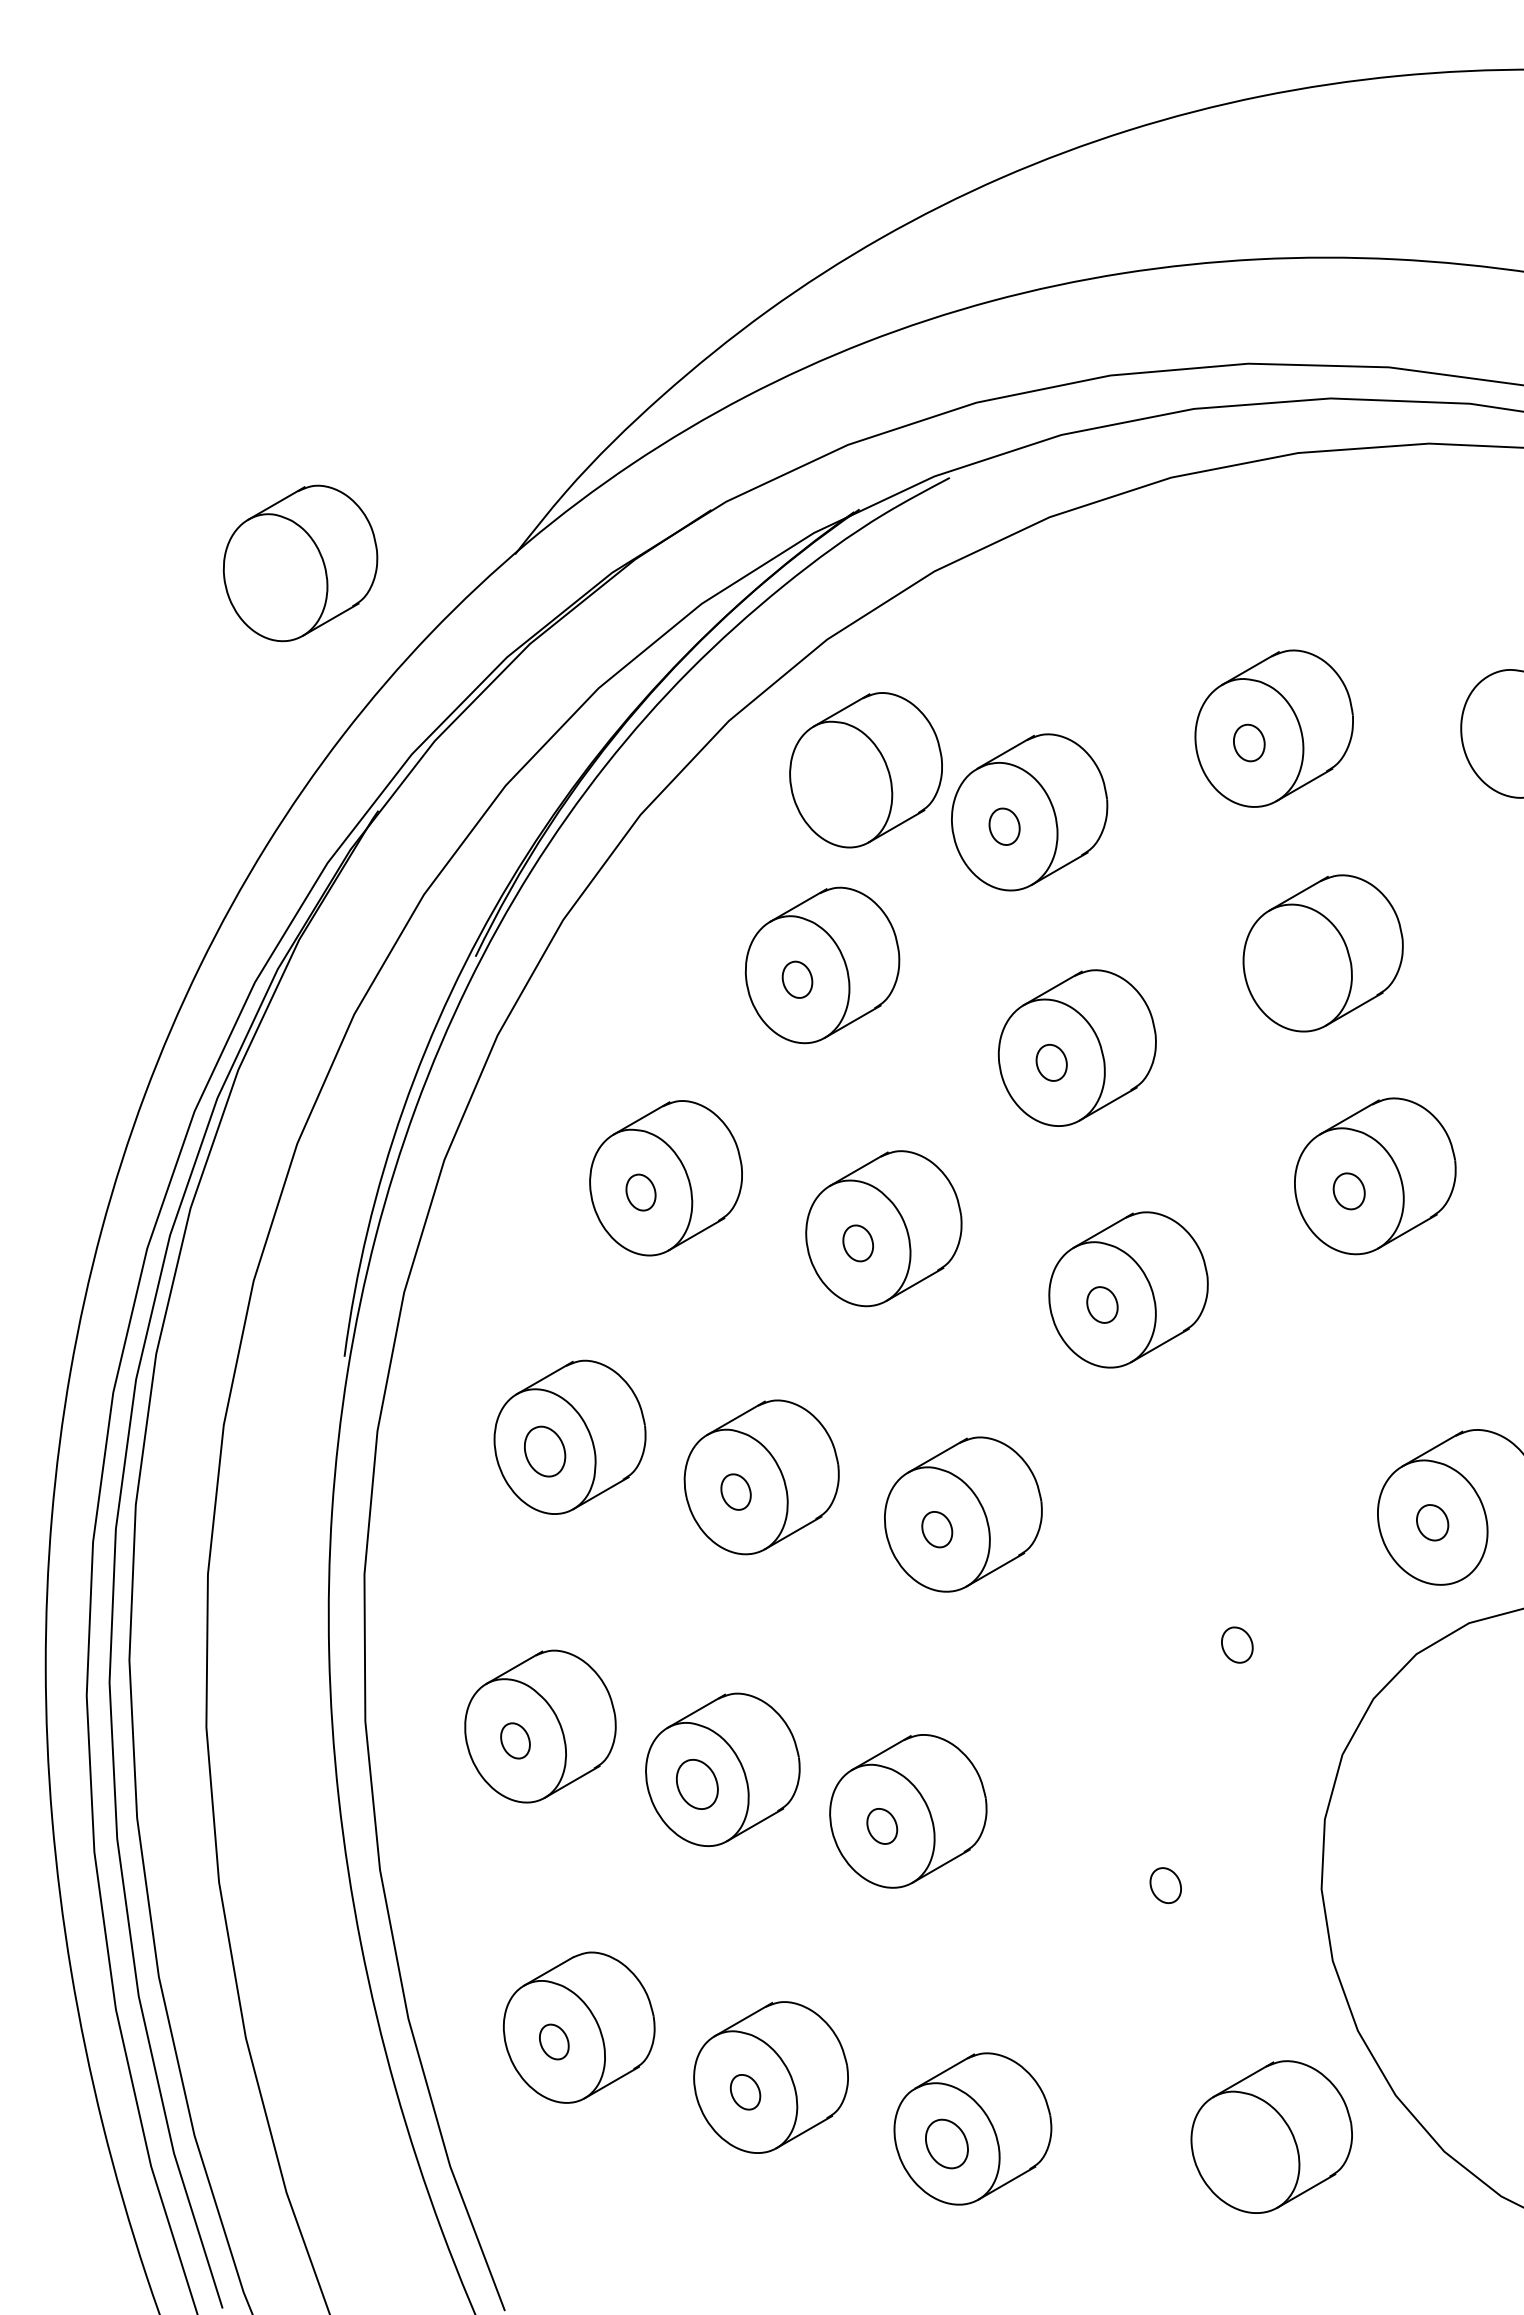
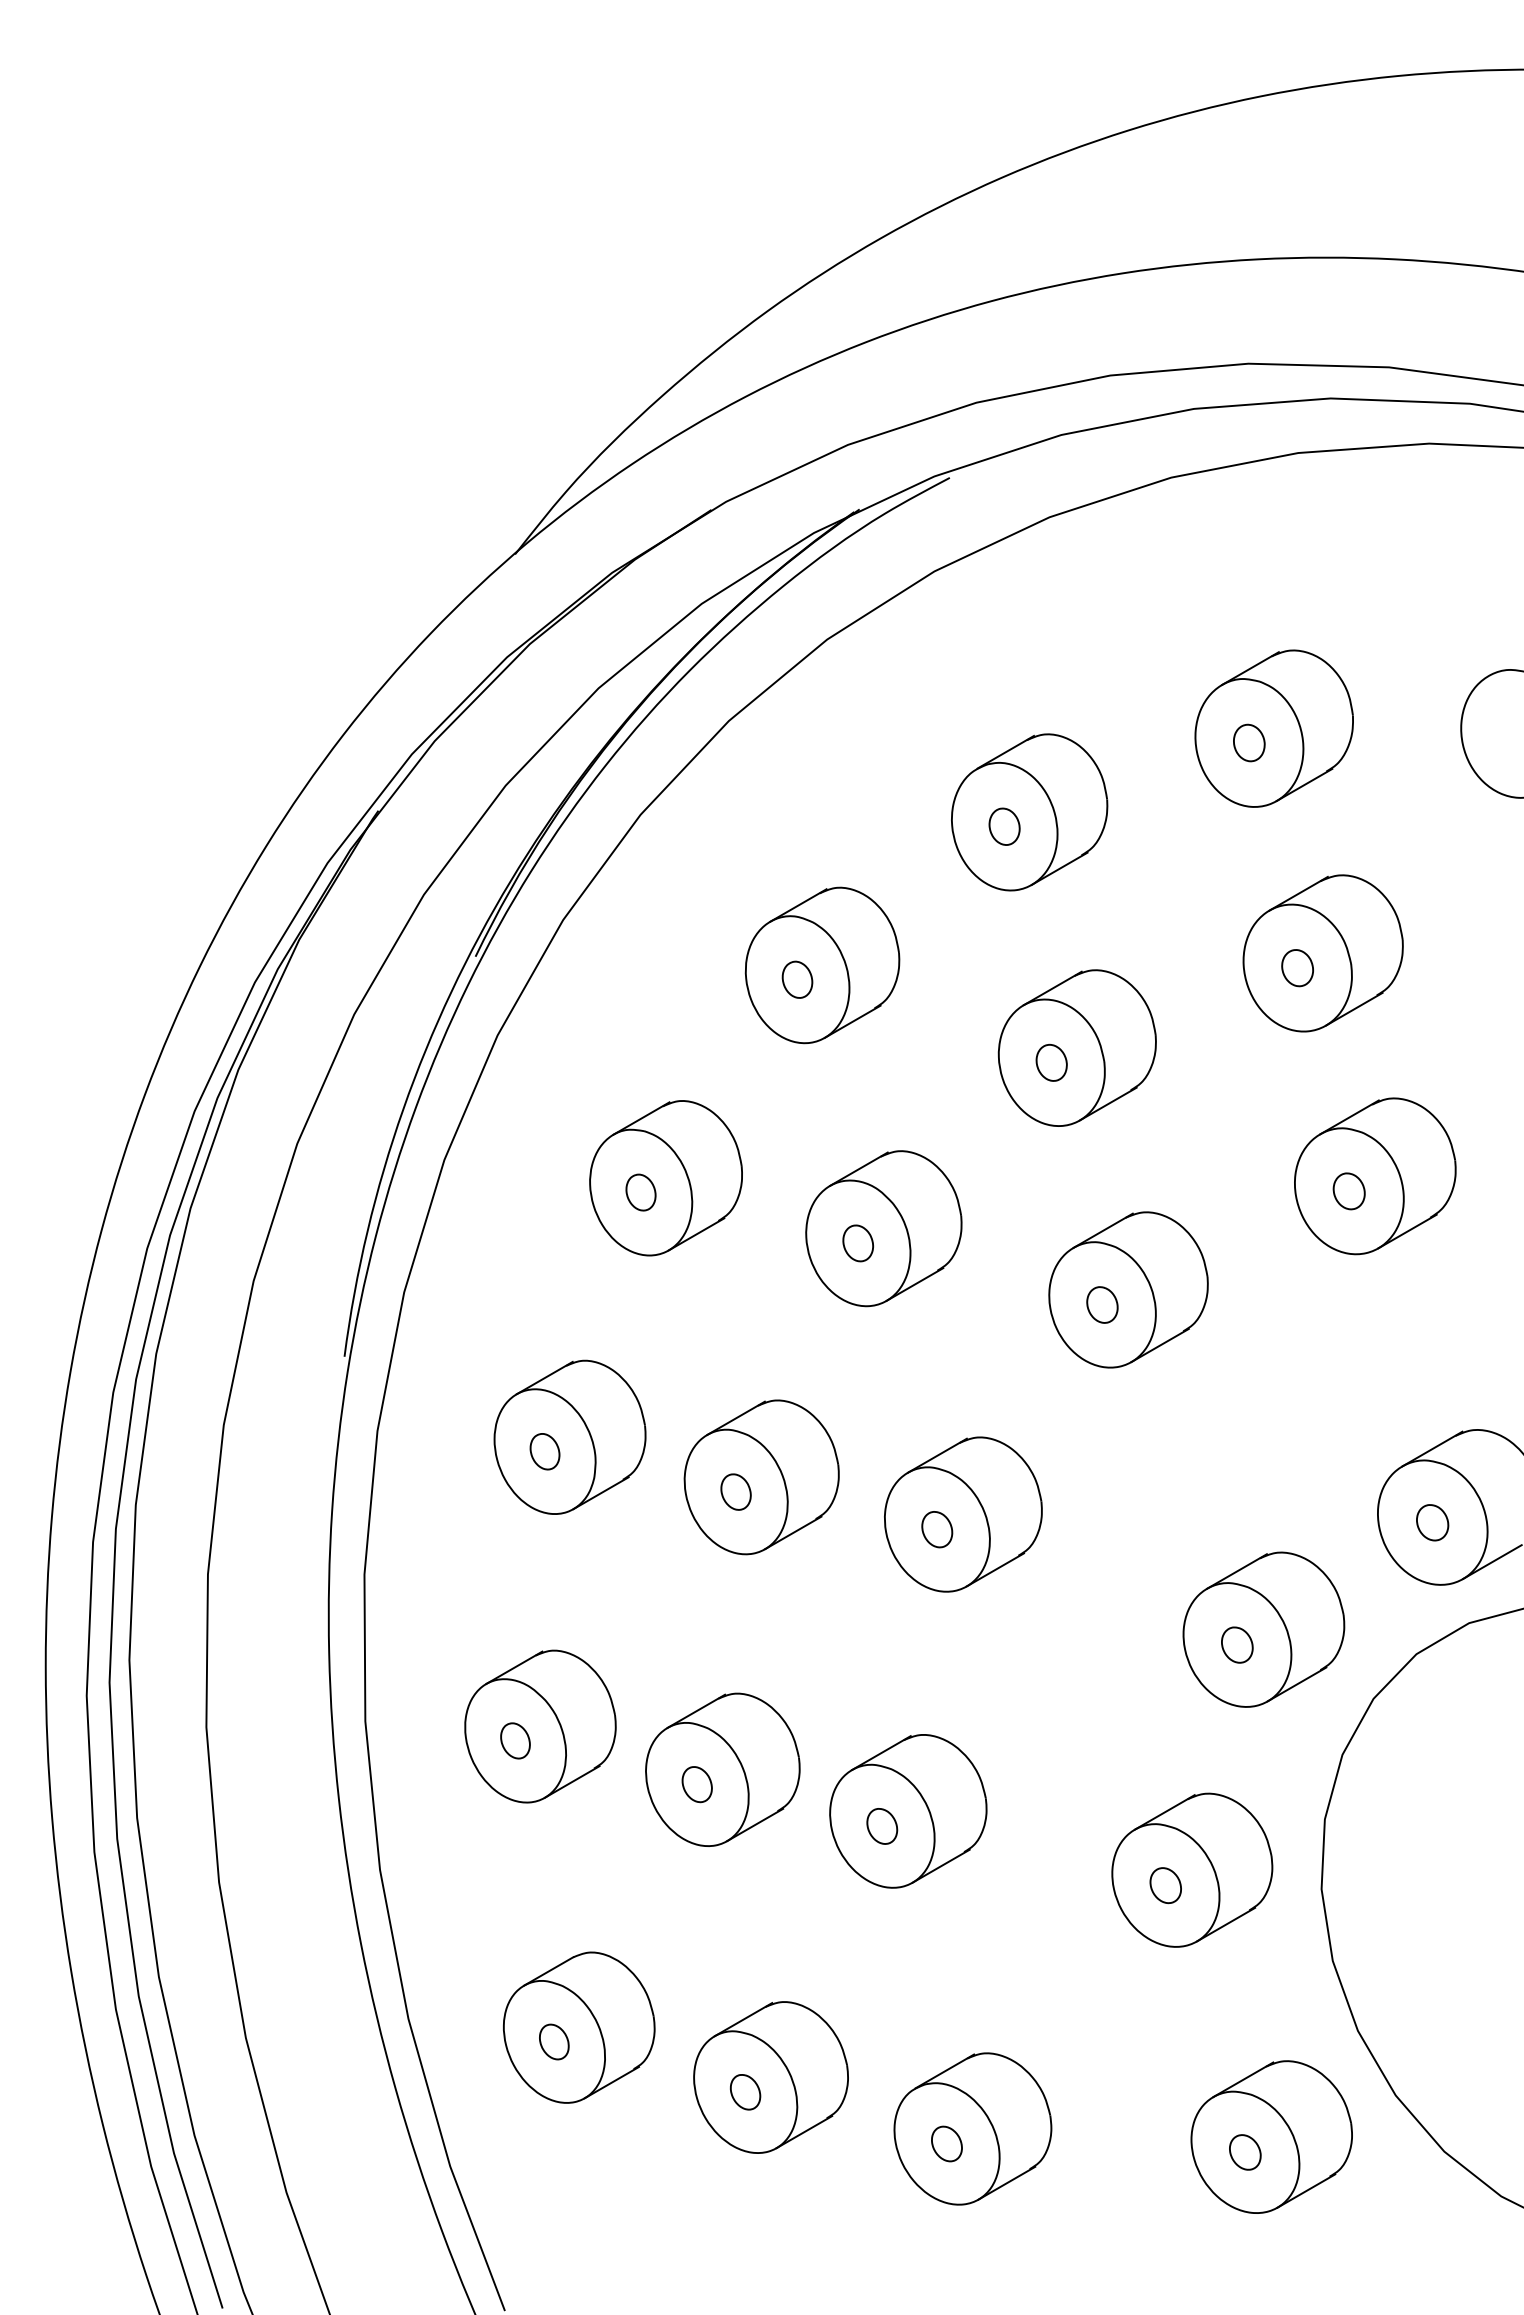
part: present -> none (300, 563)
part: present -> none (865, 770)
part: none -> present (1297, 968)
part size: 43x53 px -> 32x38 px (544, 1451)
line: none -> present (1491, 1561)
part: none -> present (1263, 1629)
part size: 43x51 px -> 32x38 px (696, 1784)
part: none -> present (1192, 1869)
part size: 44x52 px -> 32x38 px (946, 2143)
part: none -> present (1245, 2152)
